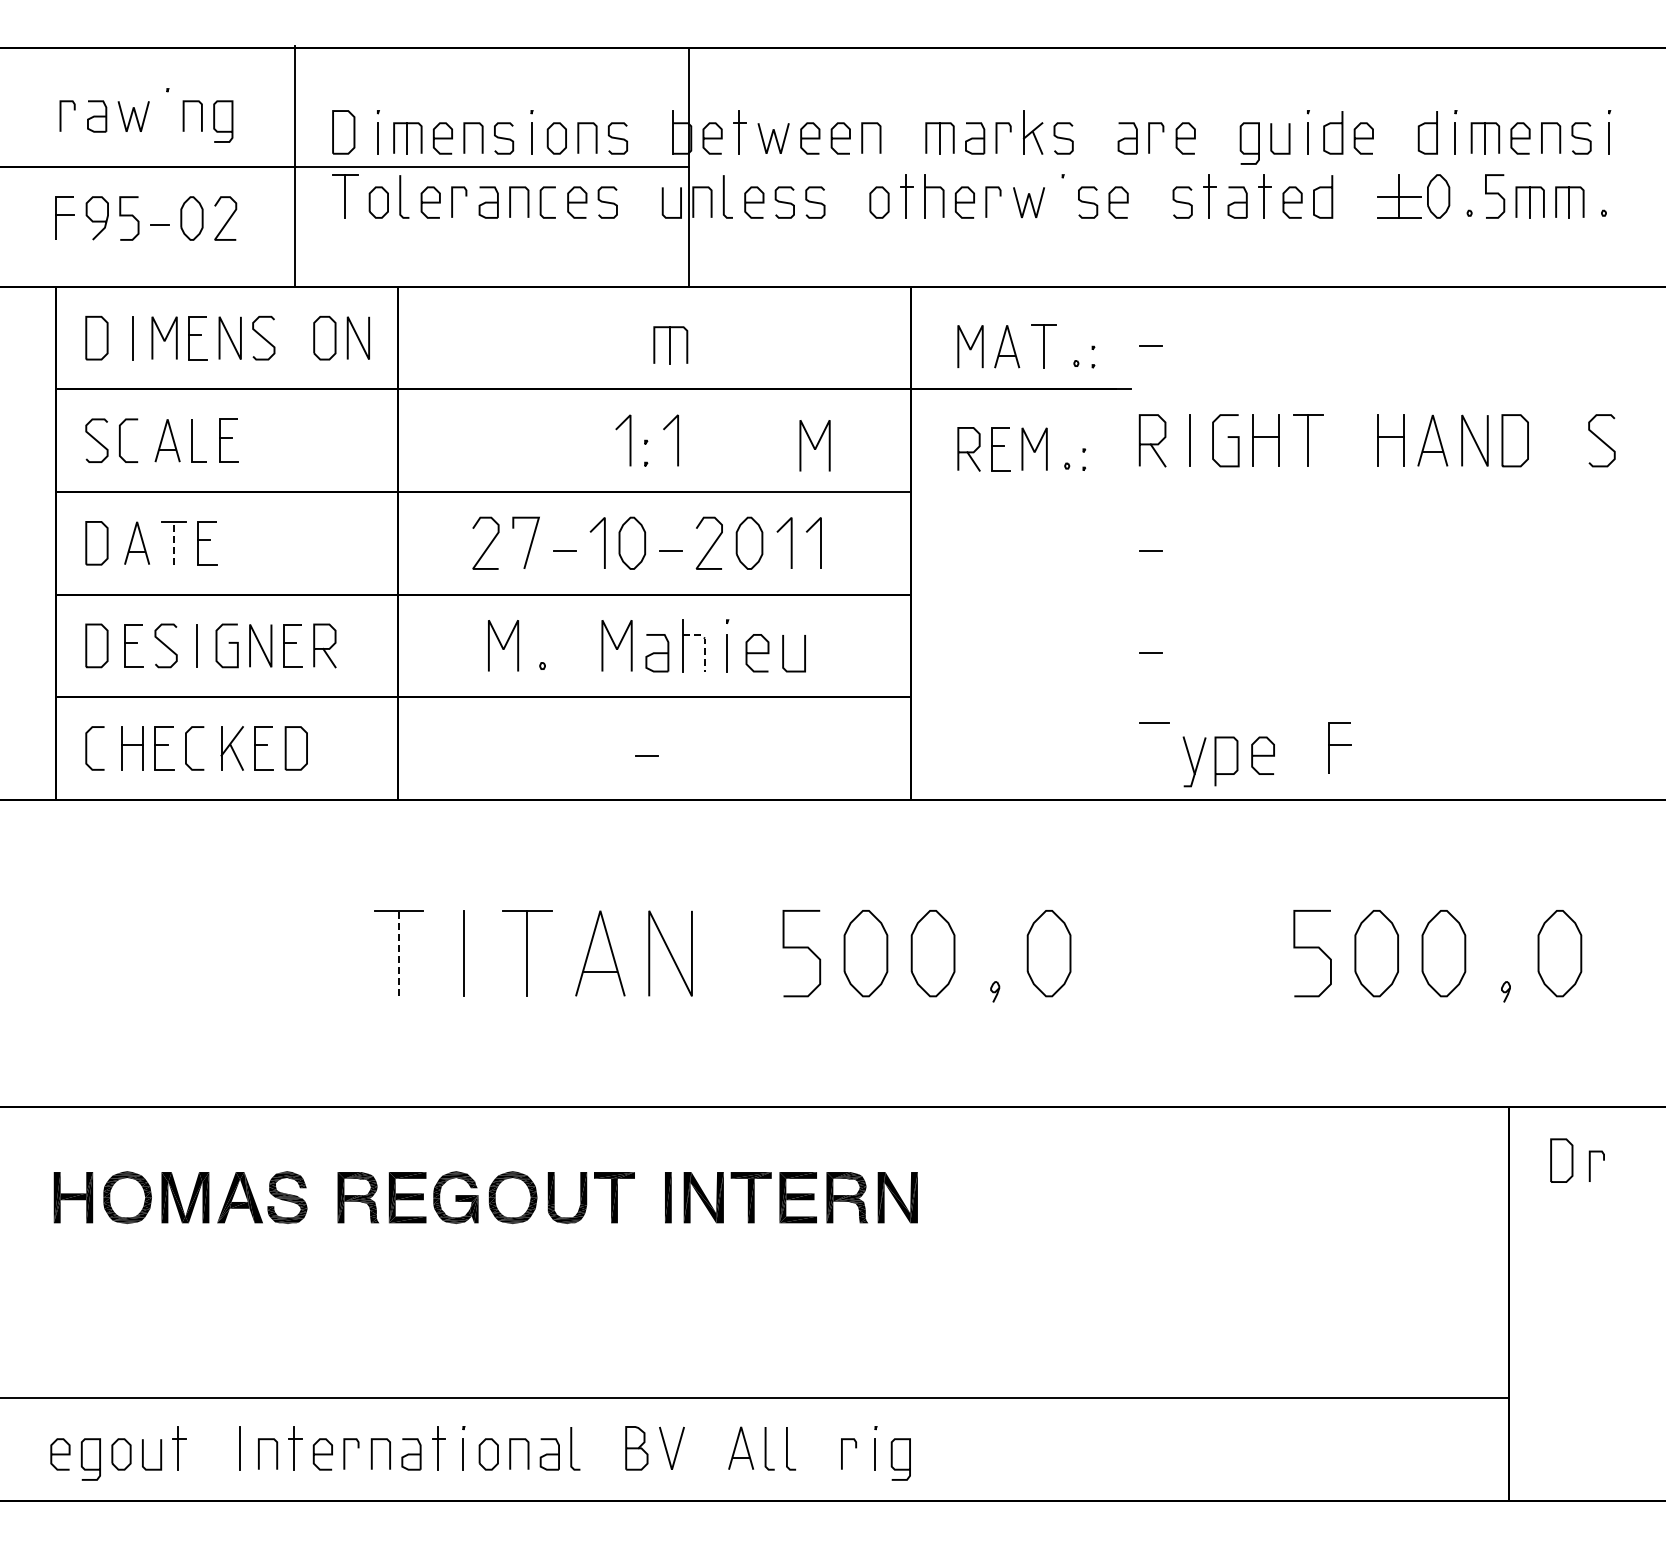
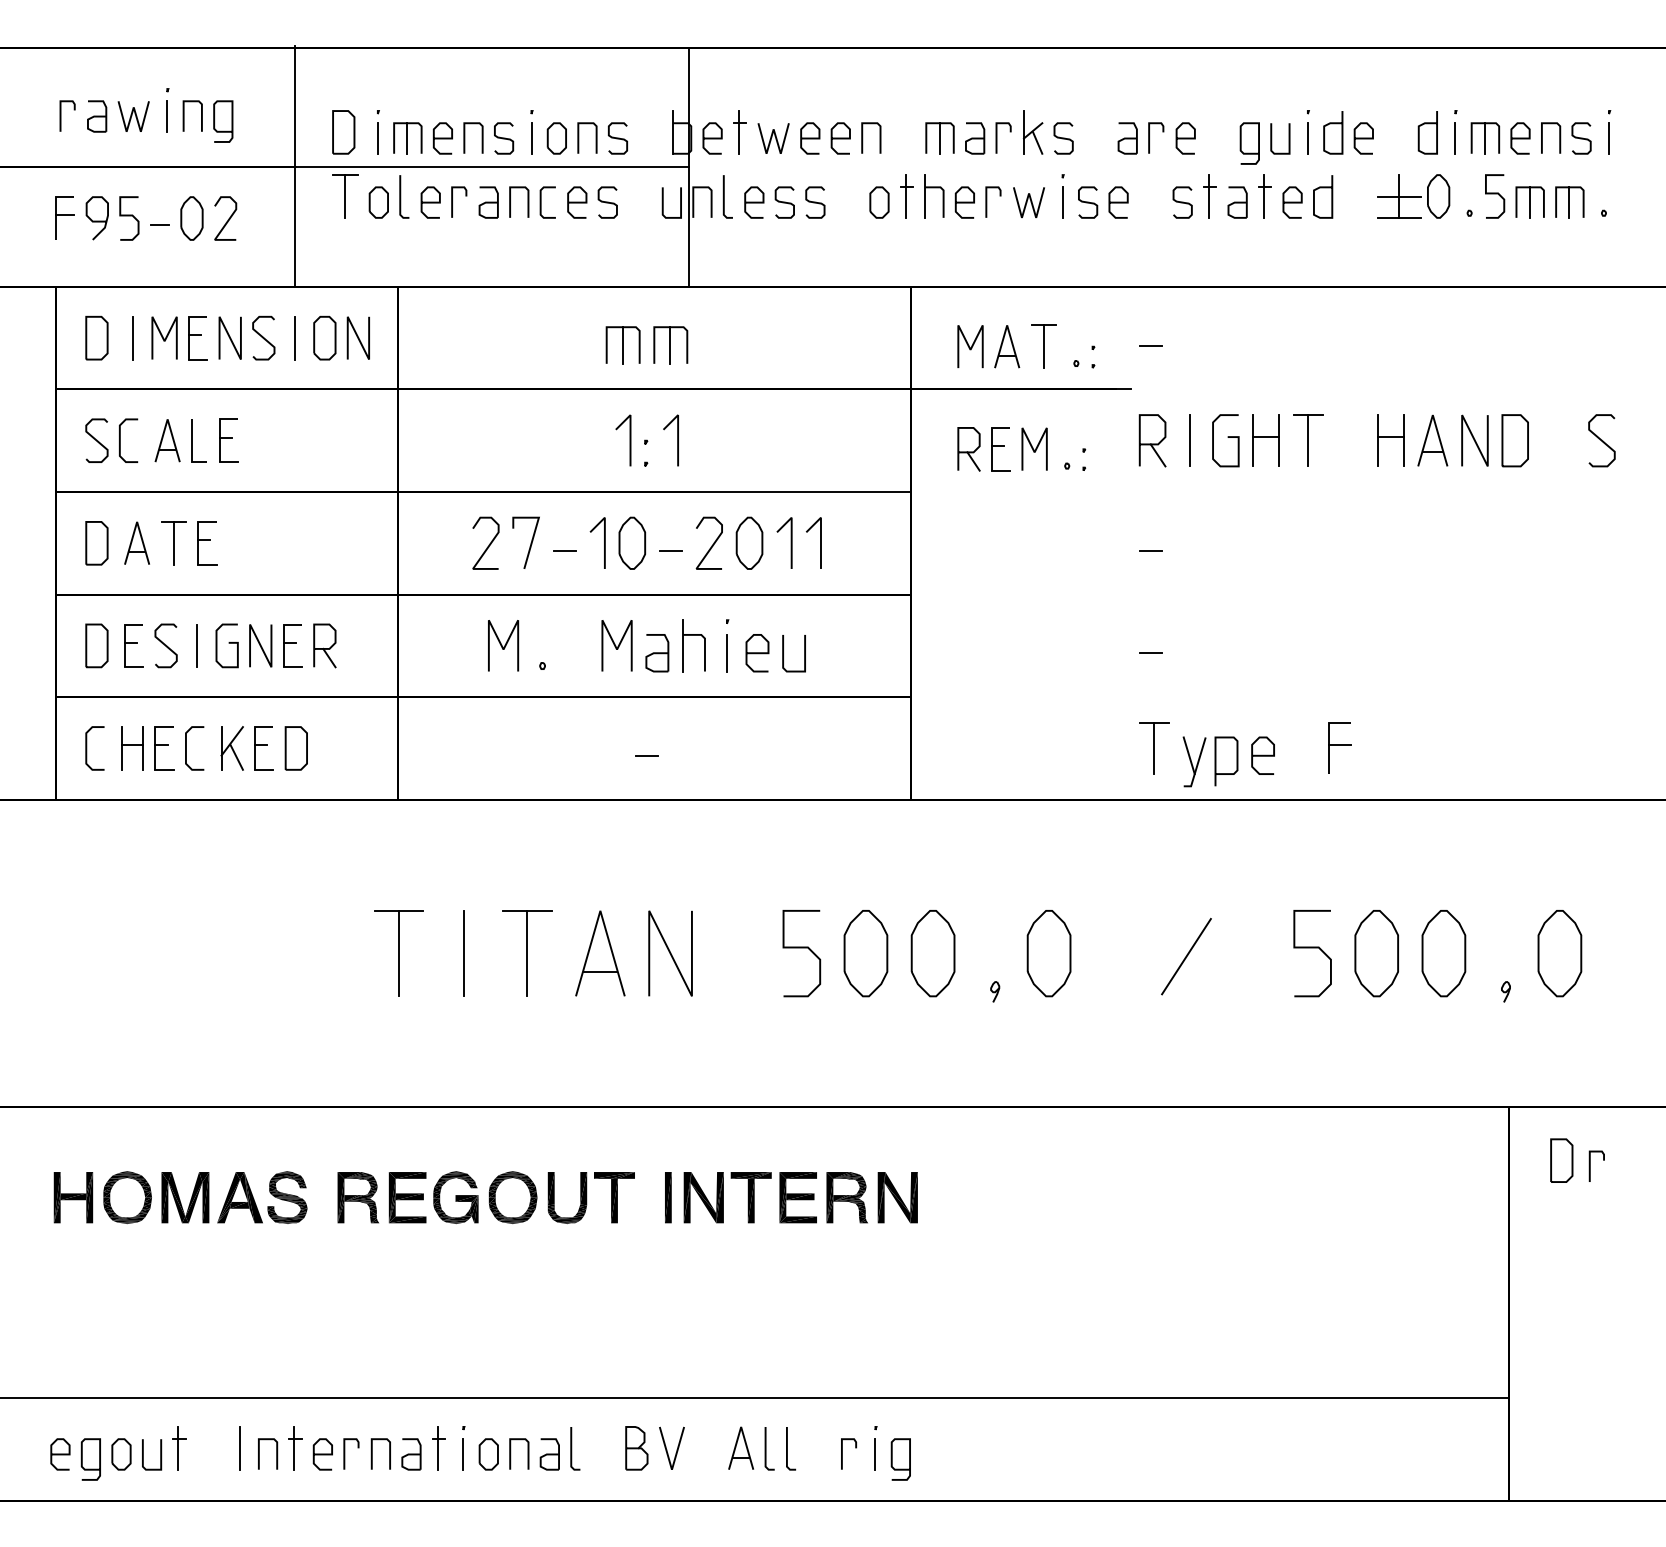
line: none -> present (167, 116)
line: none -> present (1062, 202)
line: none -> present (294, 337)
part: none -> present (622, 345)
line: present -> none (814, 445)
line: dashed -> solid (173, 542)
line: dashed -> solid (704, 641)
line: none -> present (1154, 748)
line: dashed -> solid (398, 953)
line: none -> present (1186, 956)
